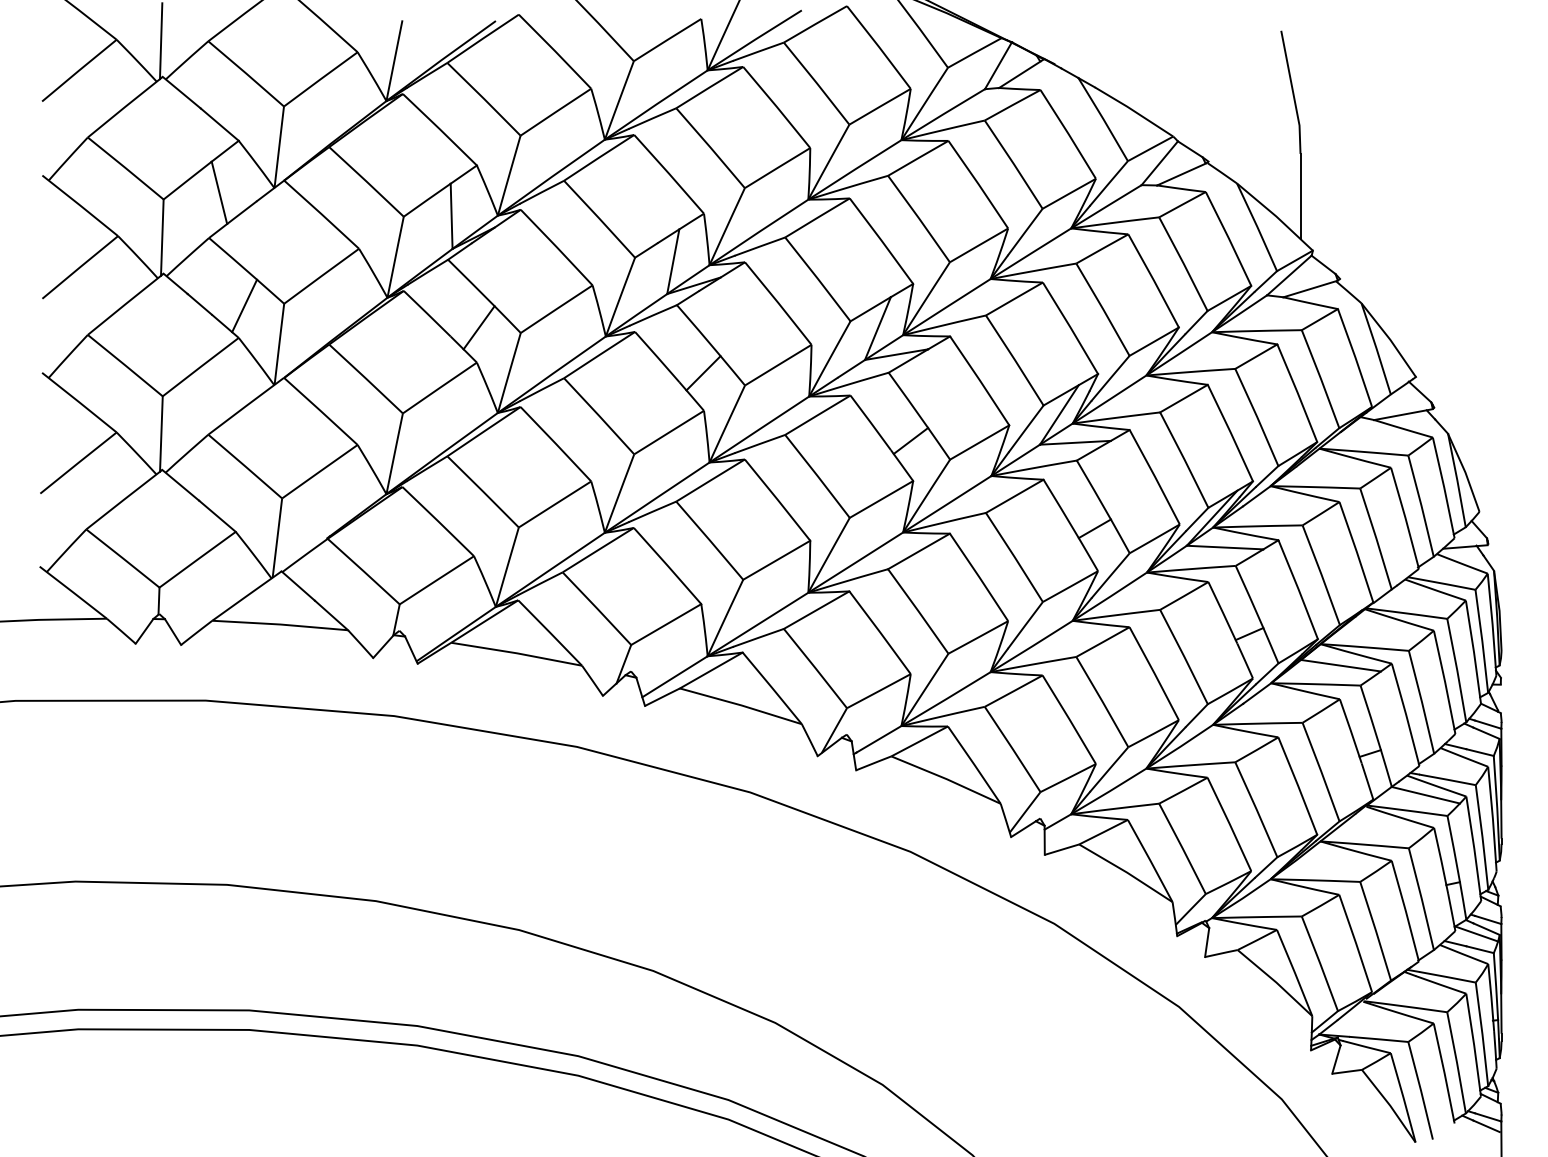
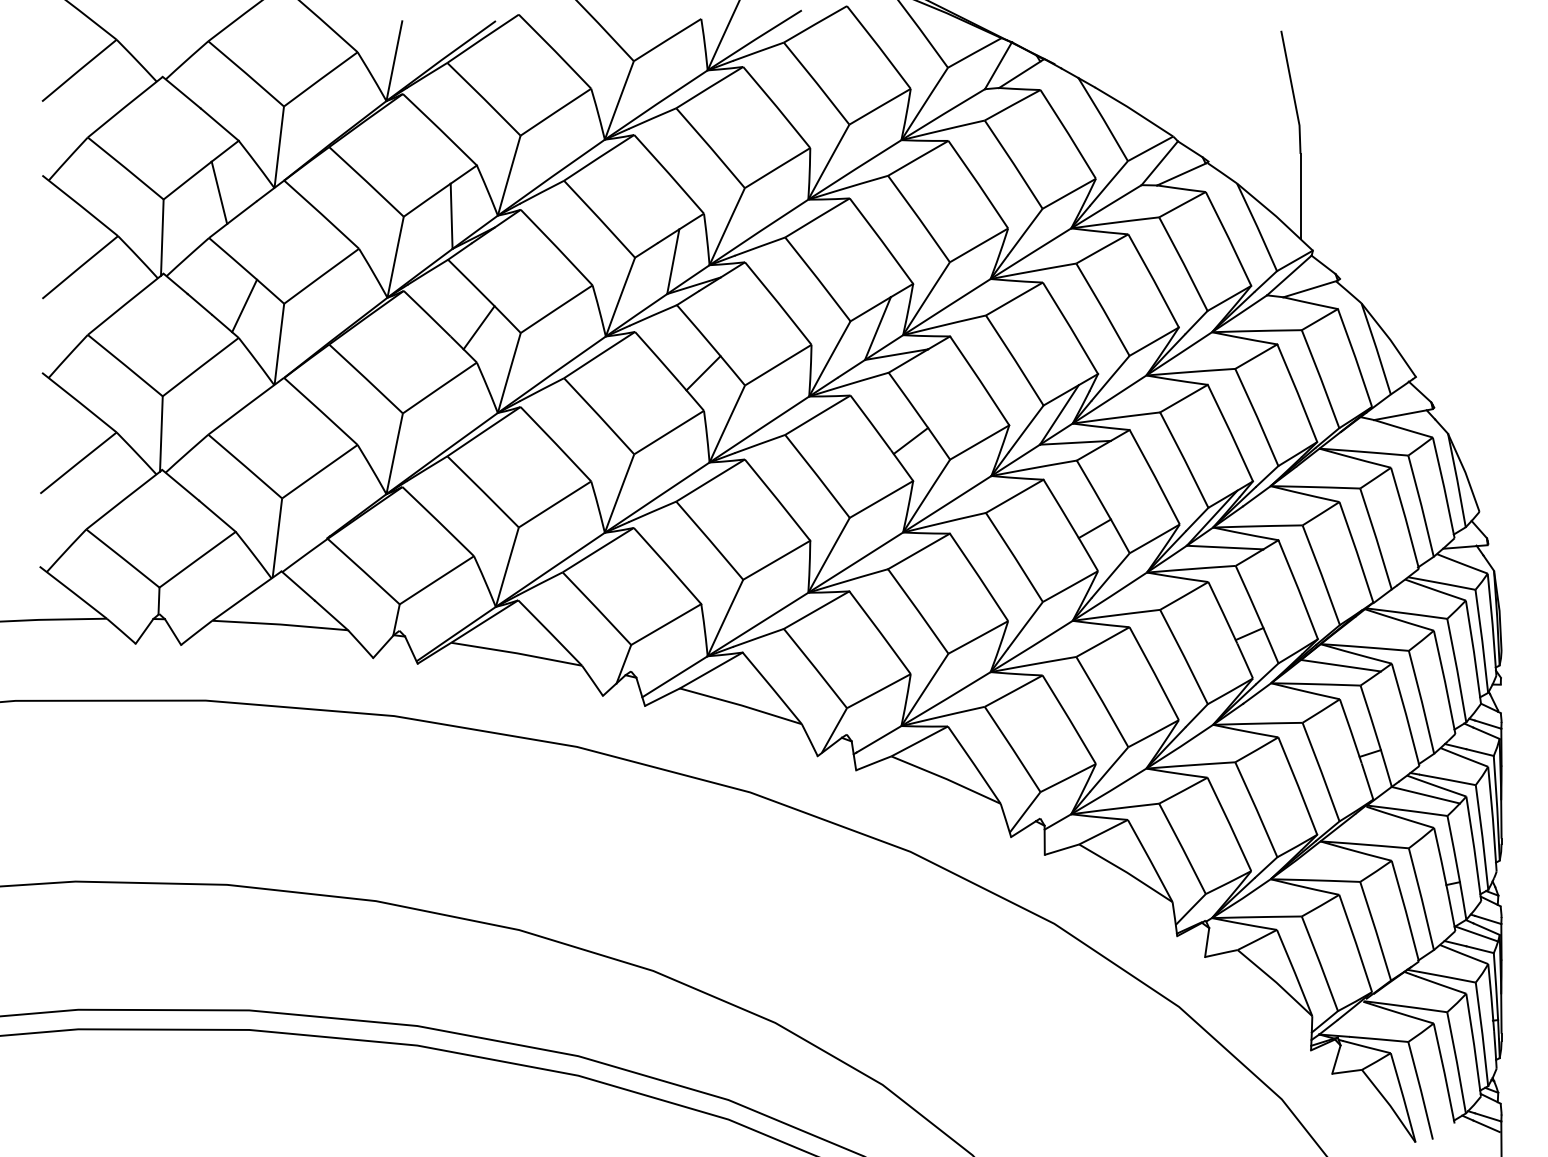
line: present -> none (160, 41)
